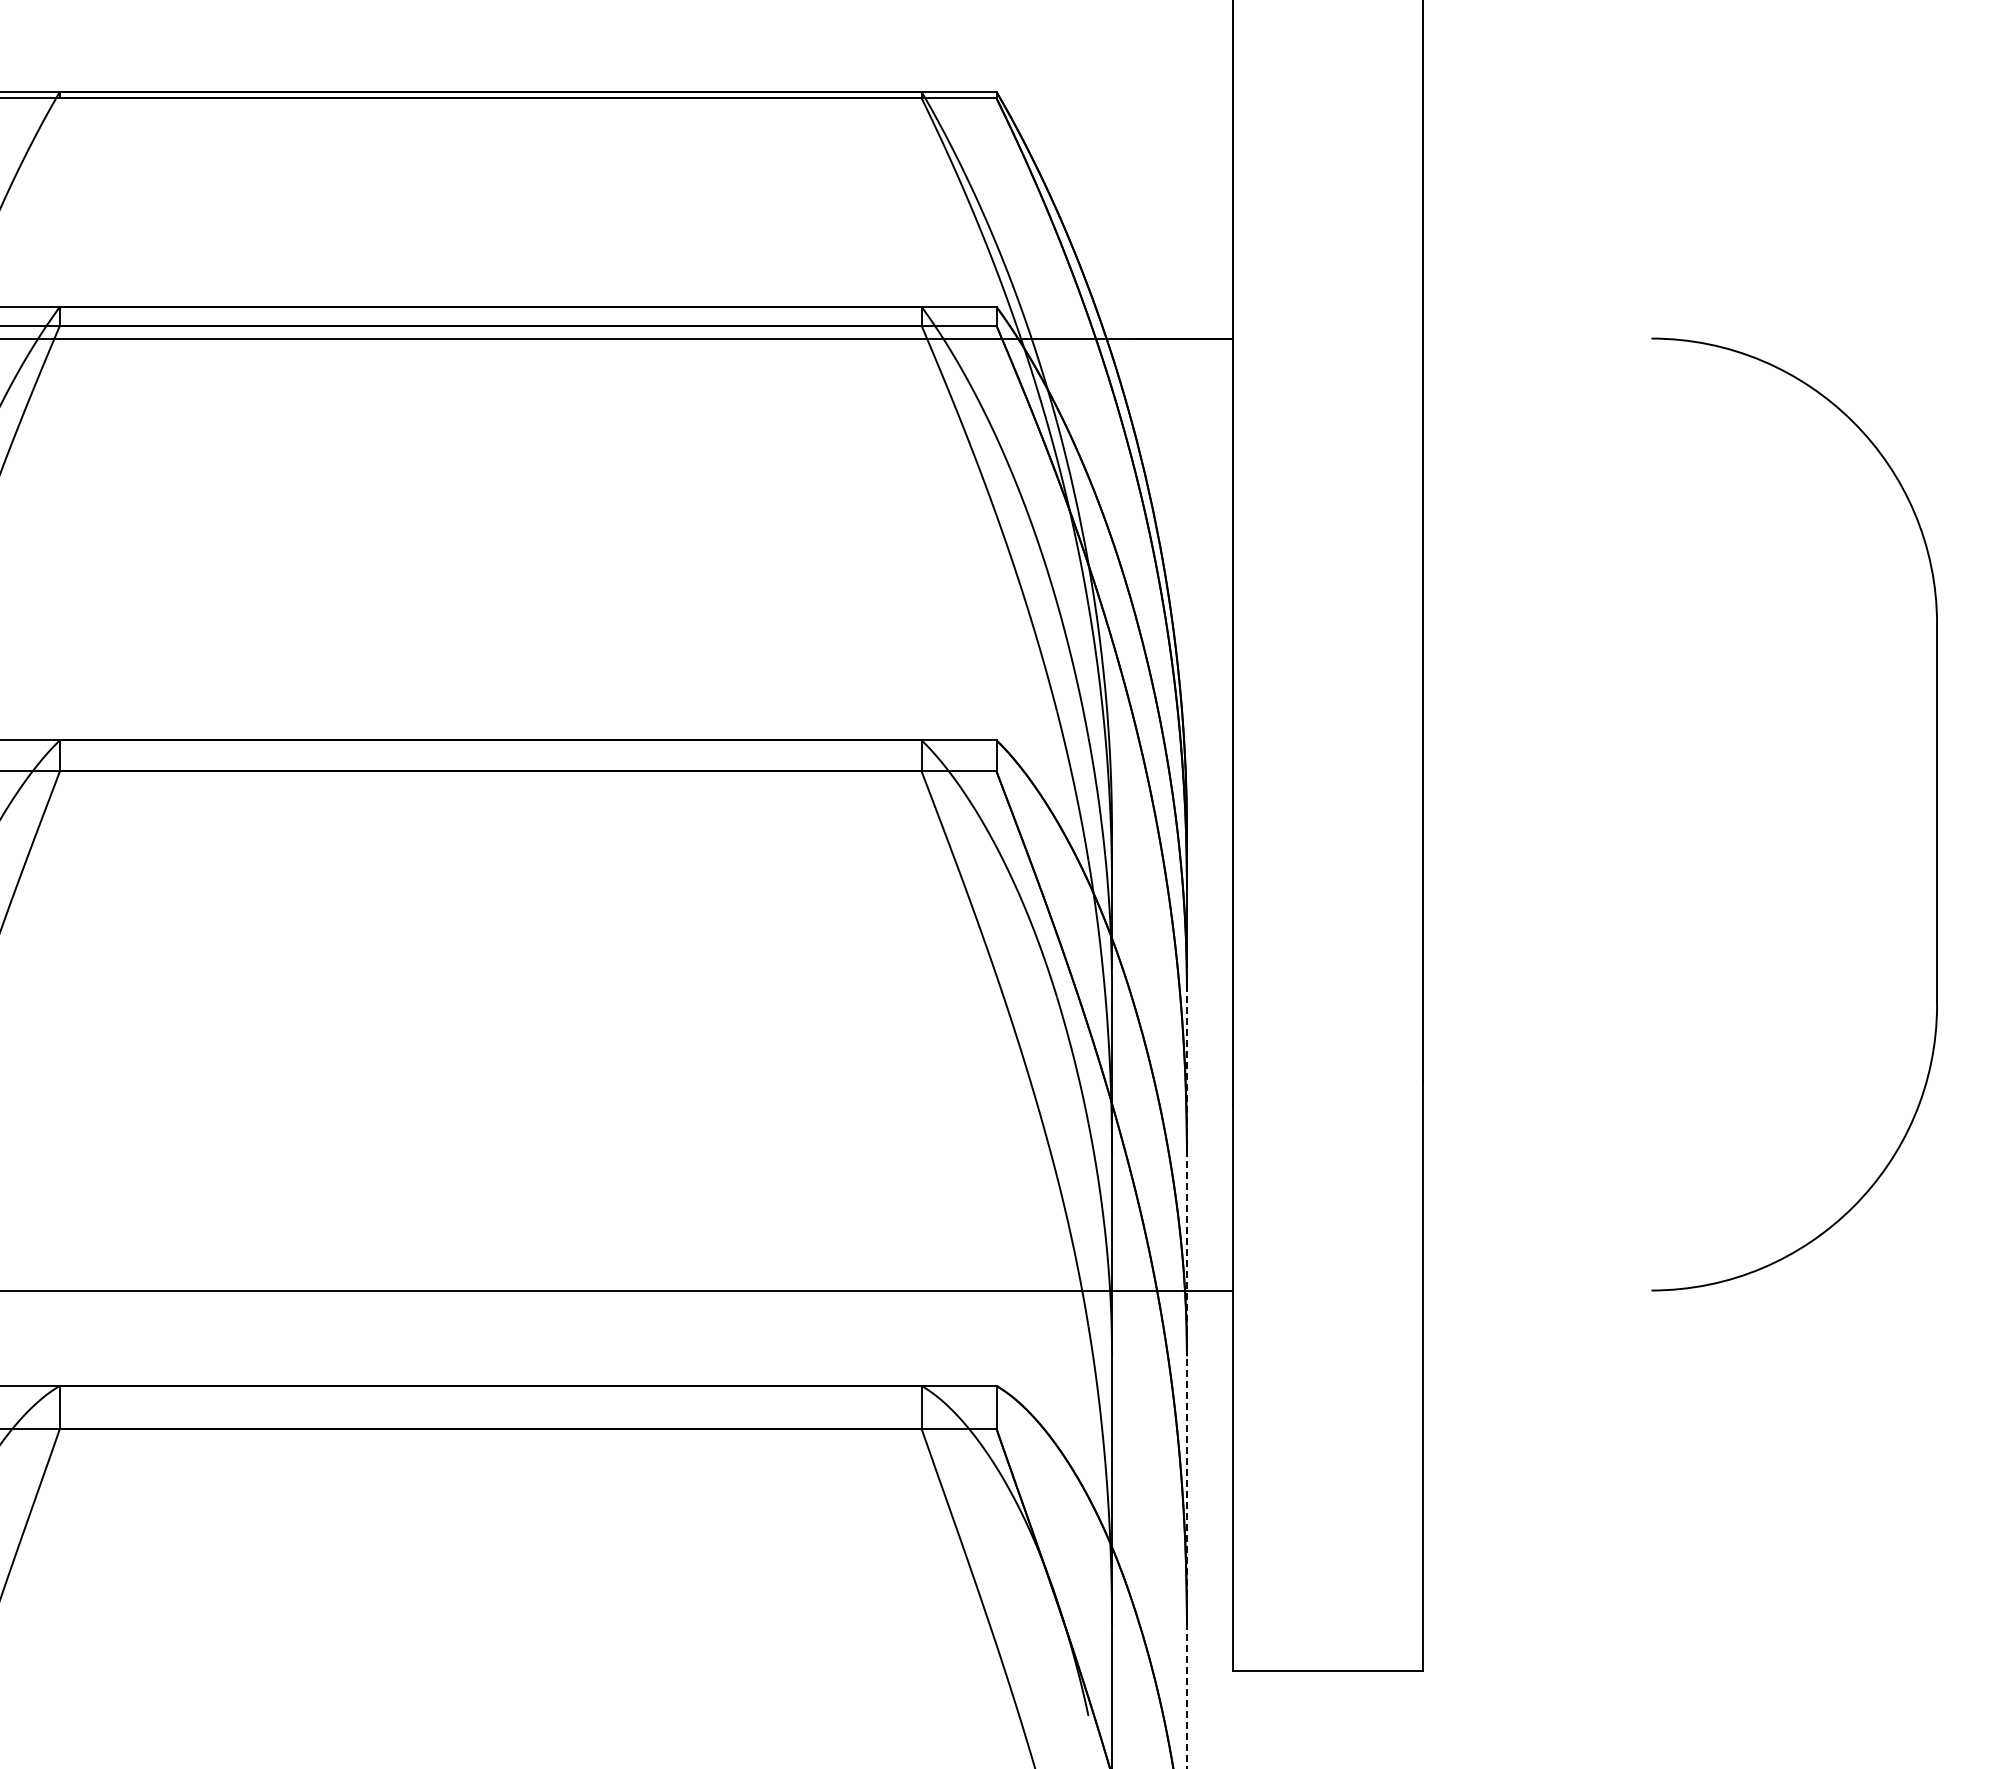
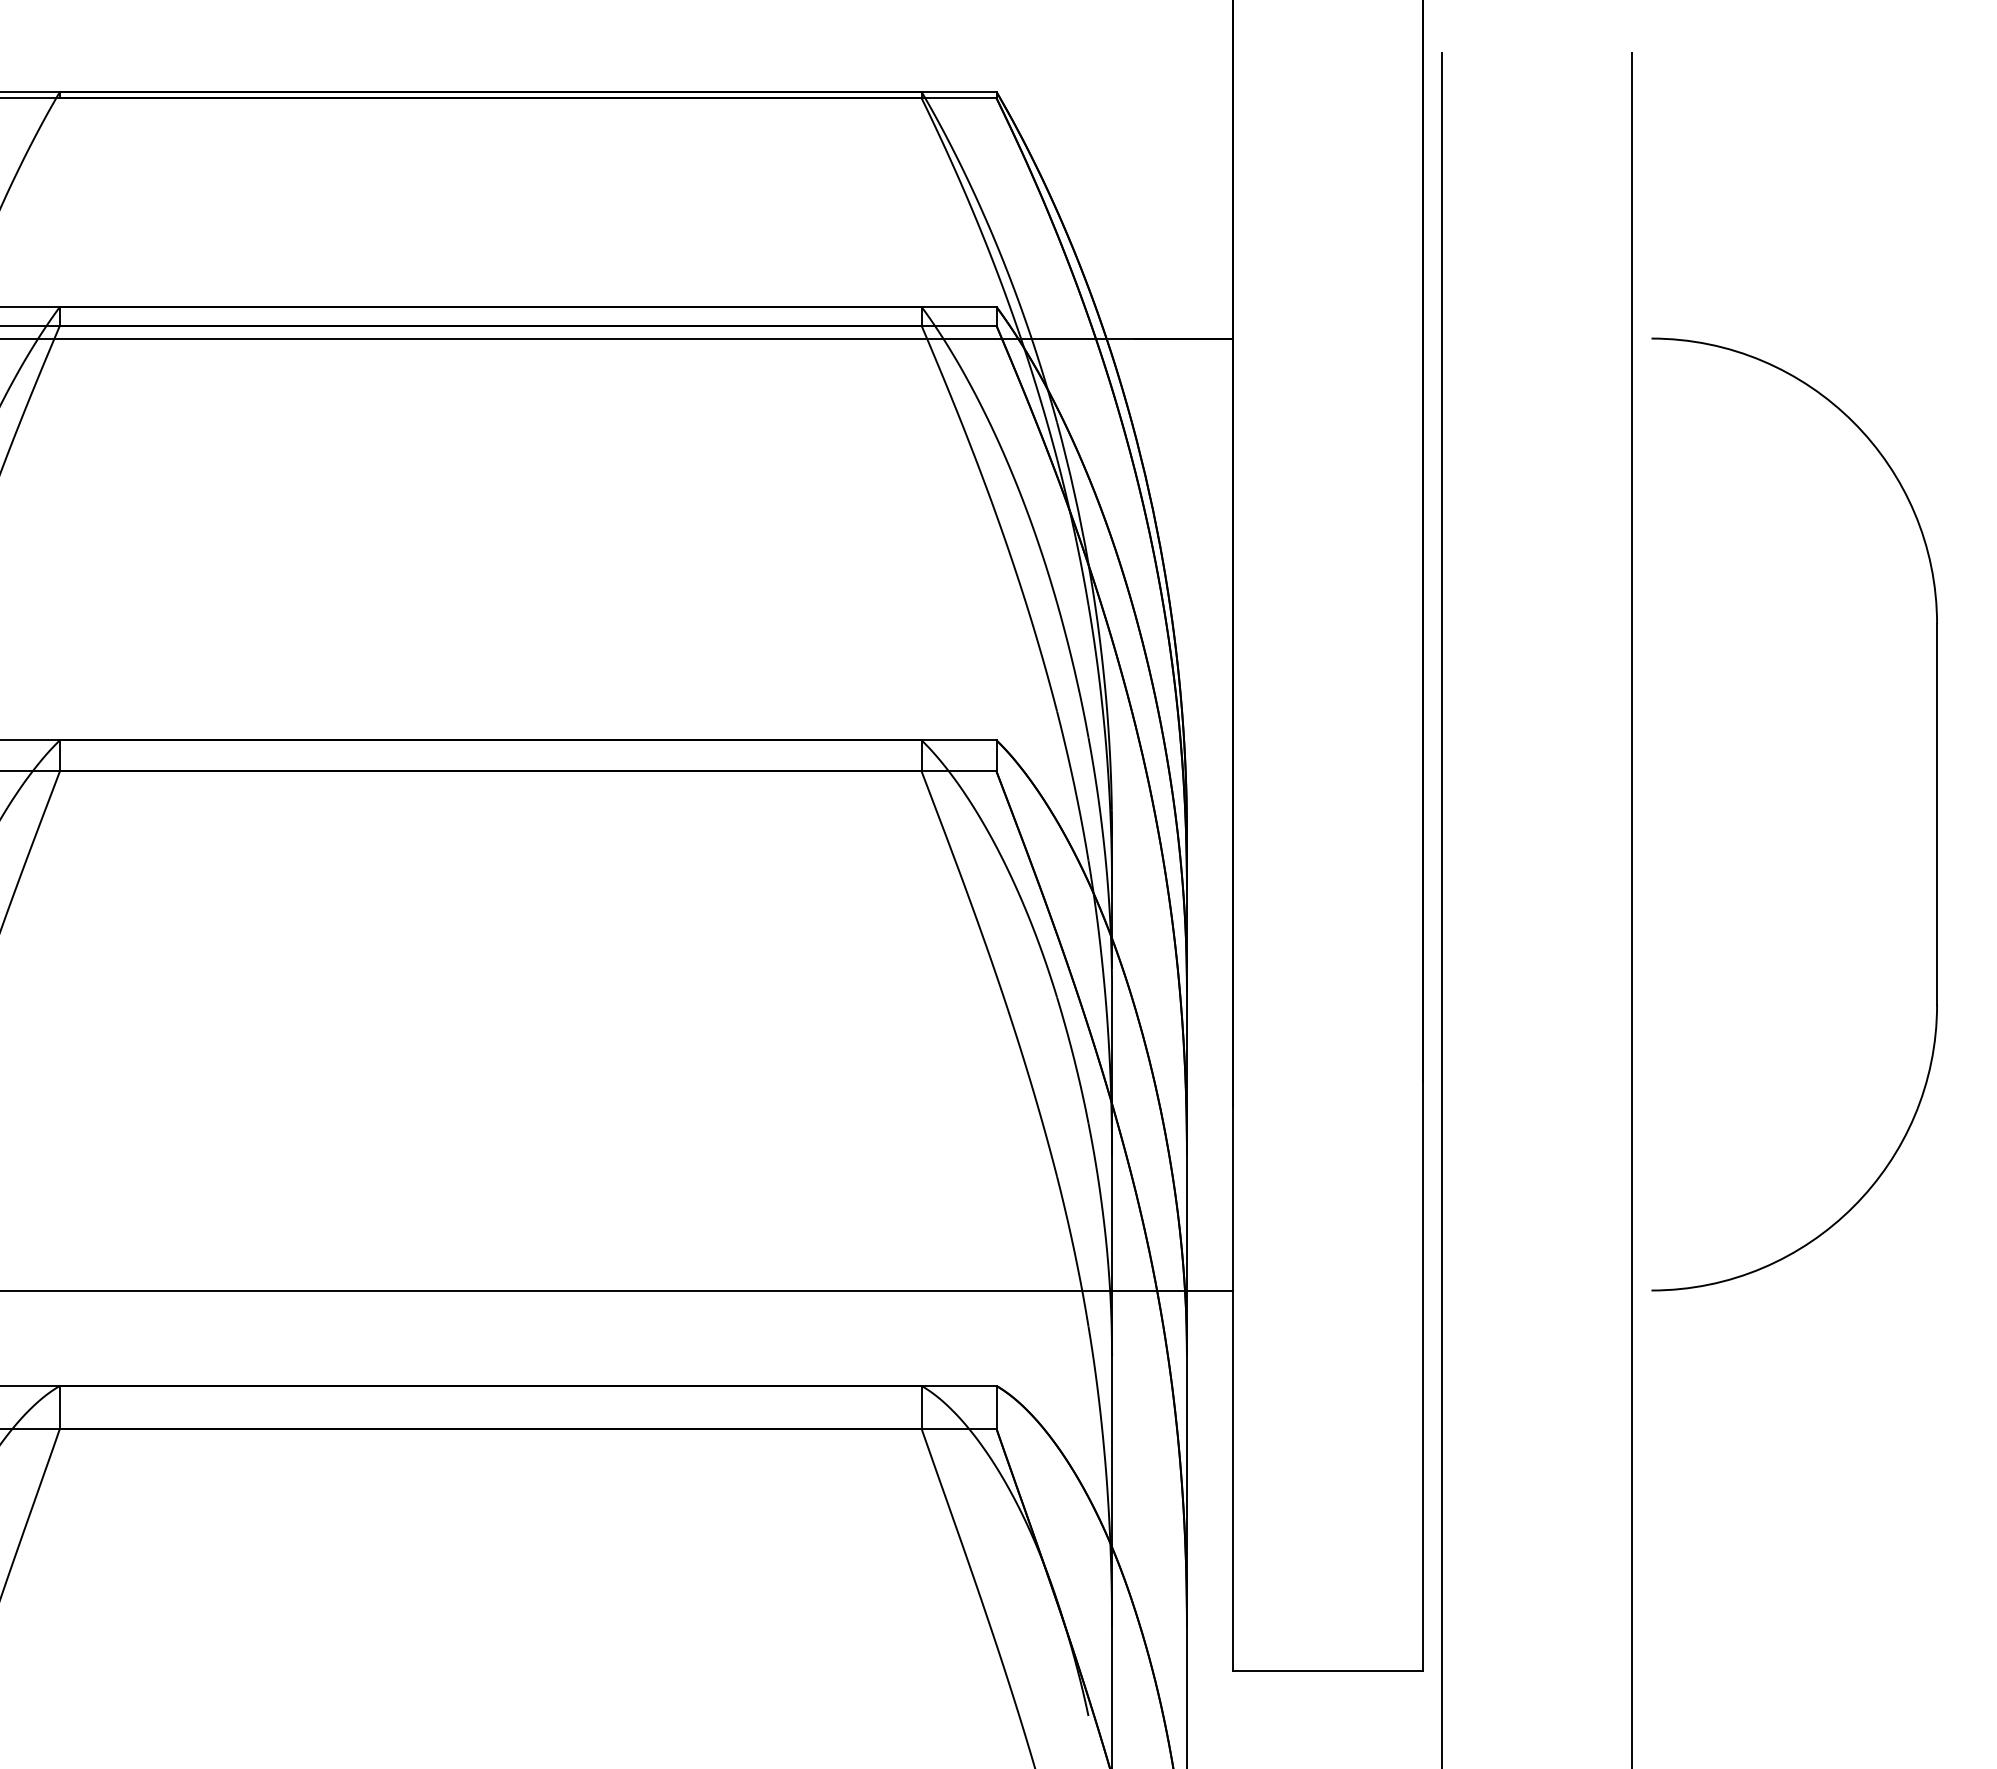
line: none -> present (1442, 909)
line: none -> present (1632, 909)
line: dashed -> solid (1186, 1379)
